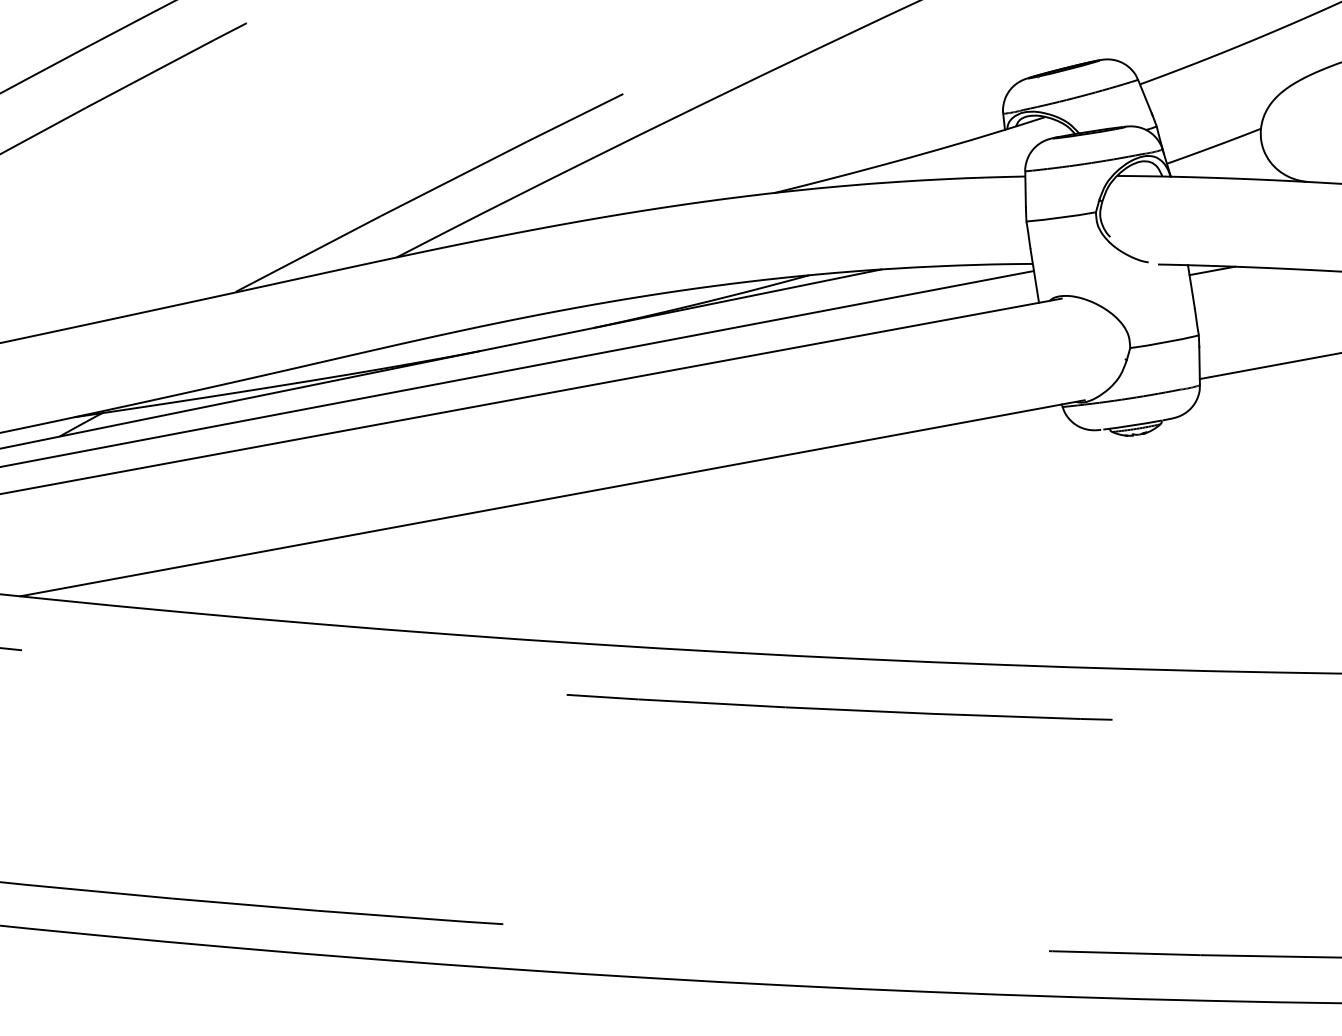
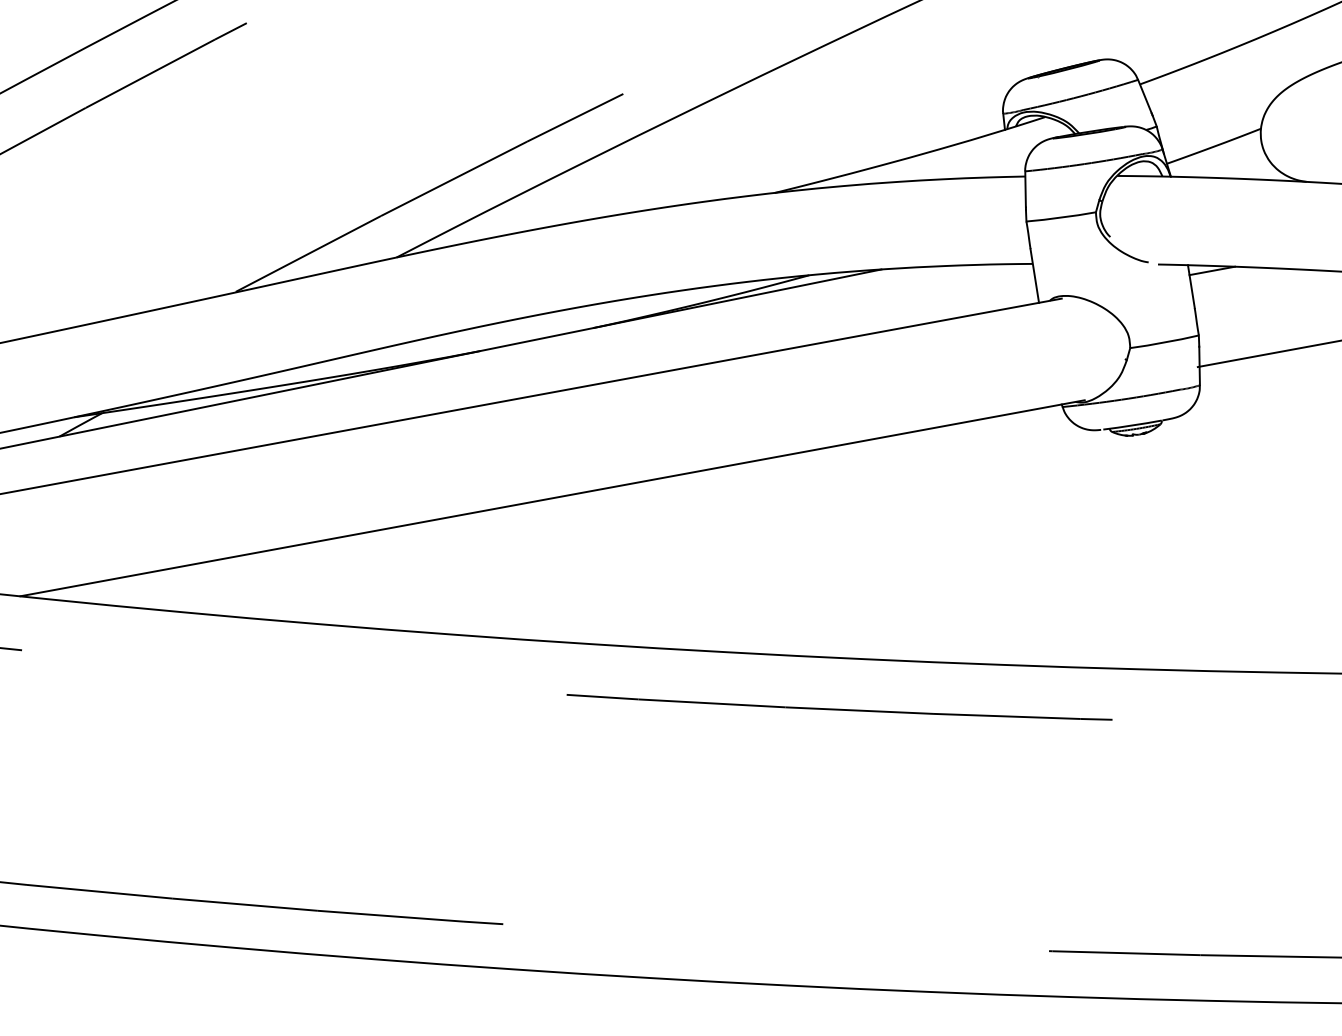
line position: (1268, 366) -> (1267, 354) (1267, 354)
line: present -> none (517, 368)
